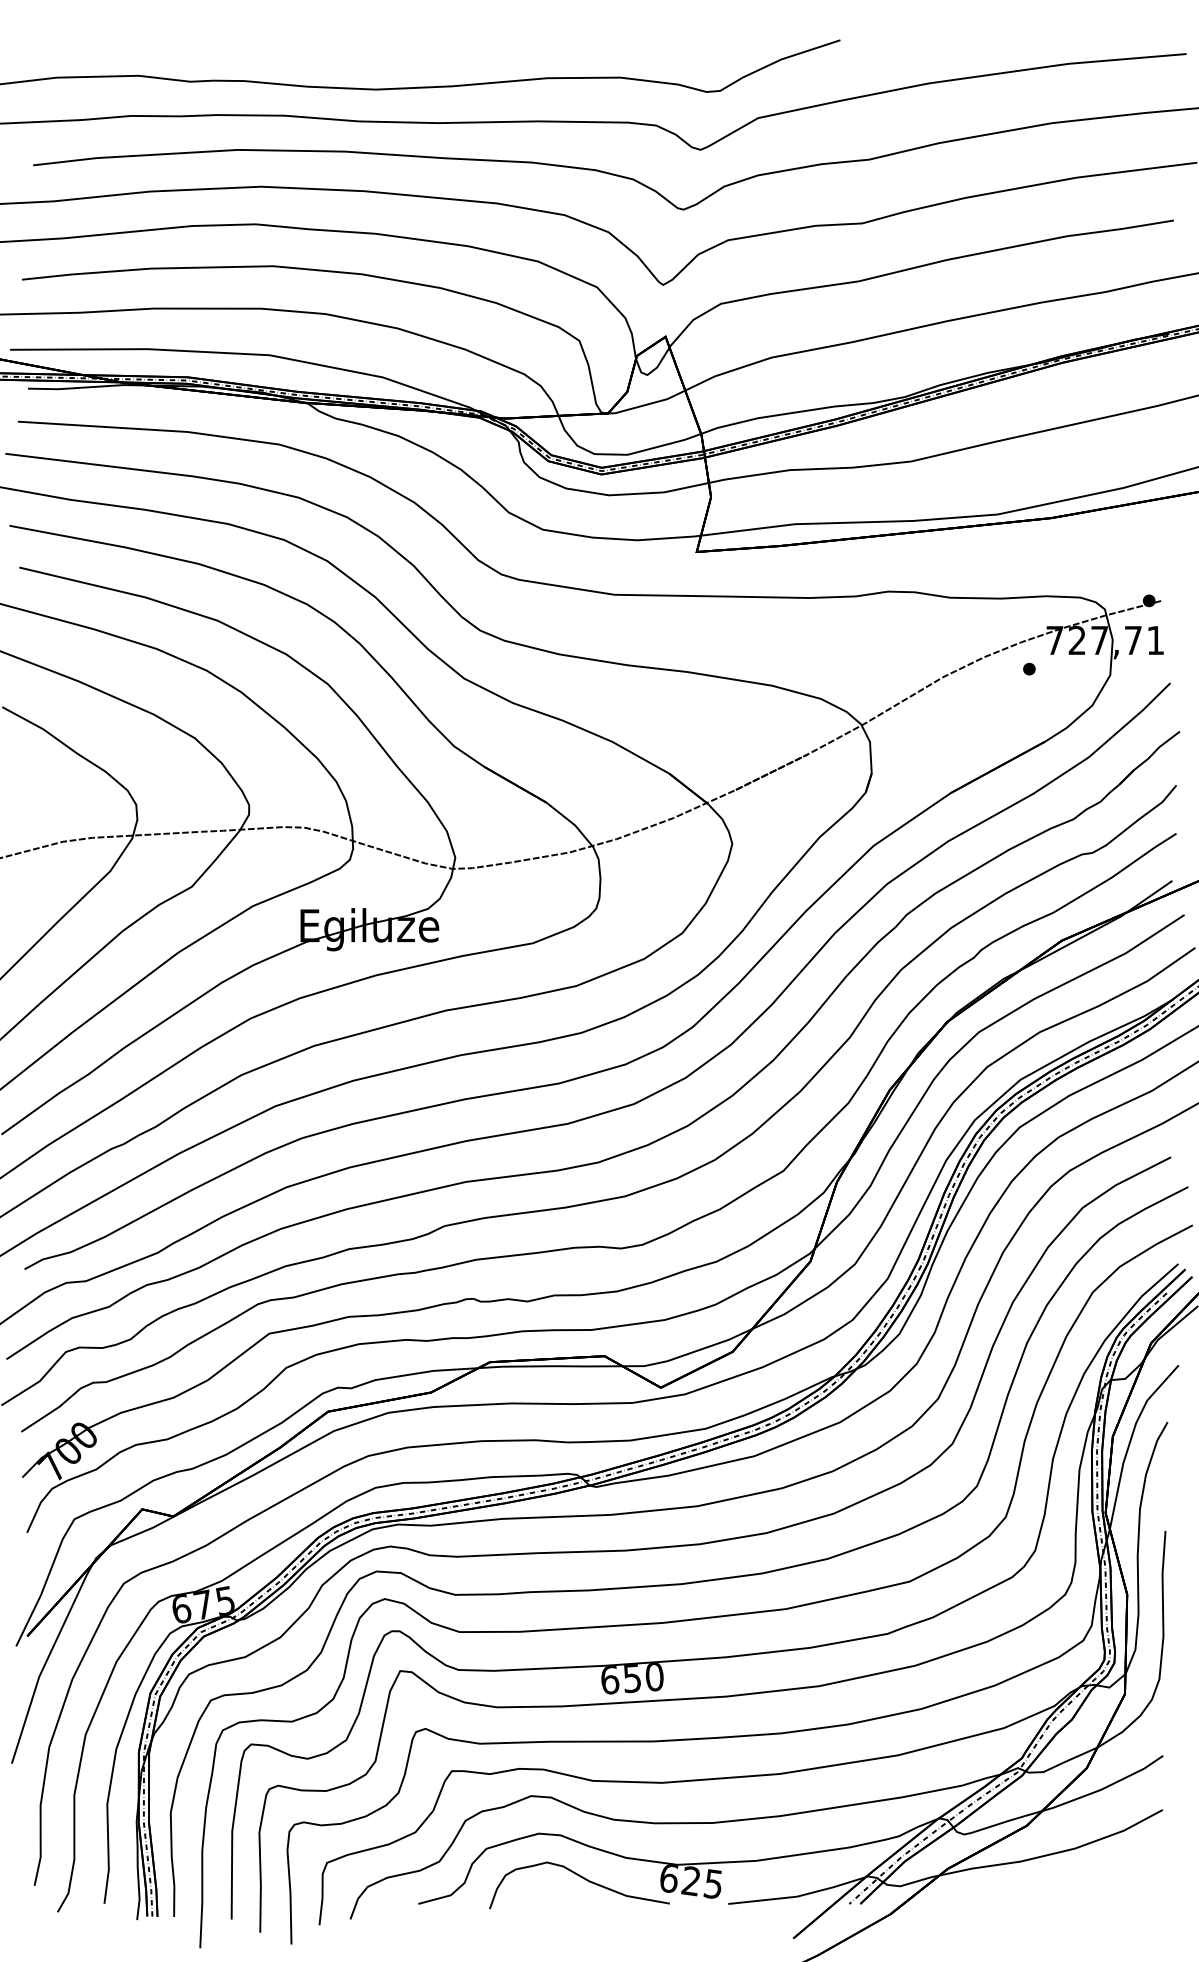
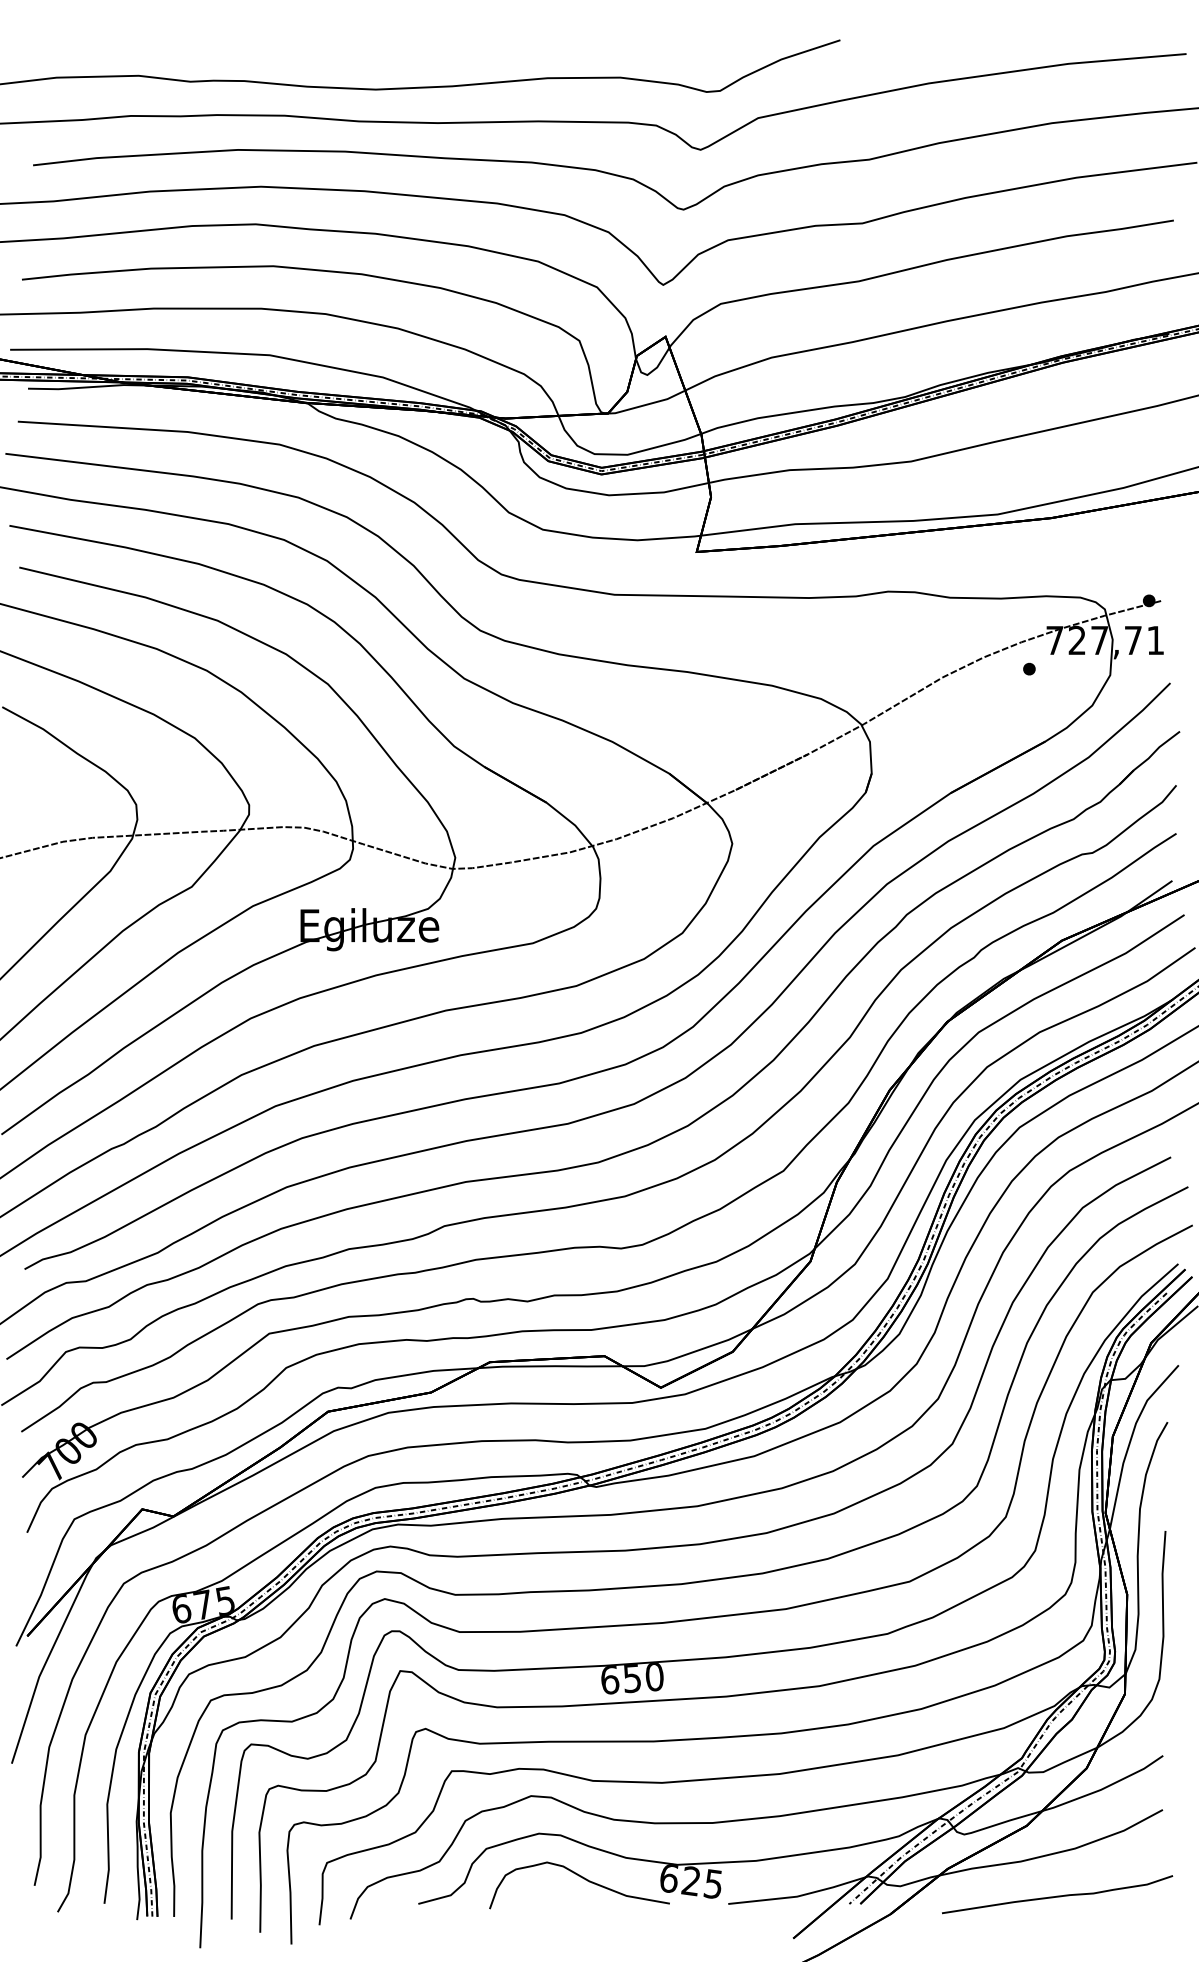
curve: none -> present (1057, 1895)
